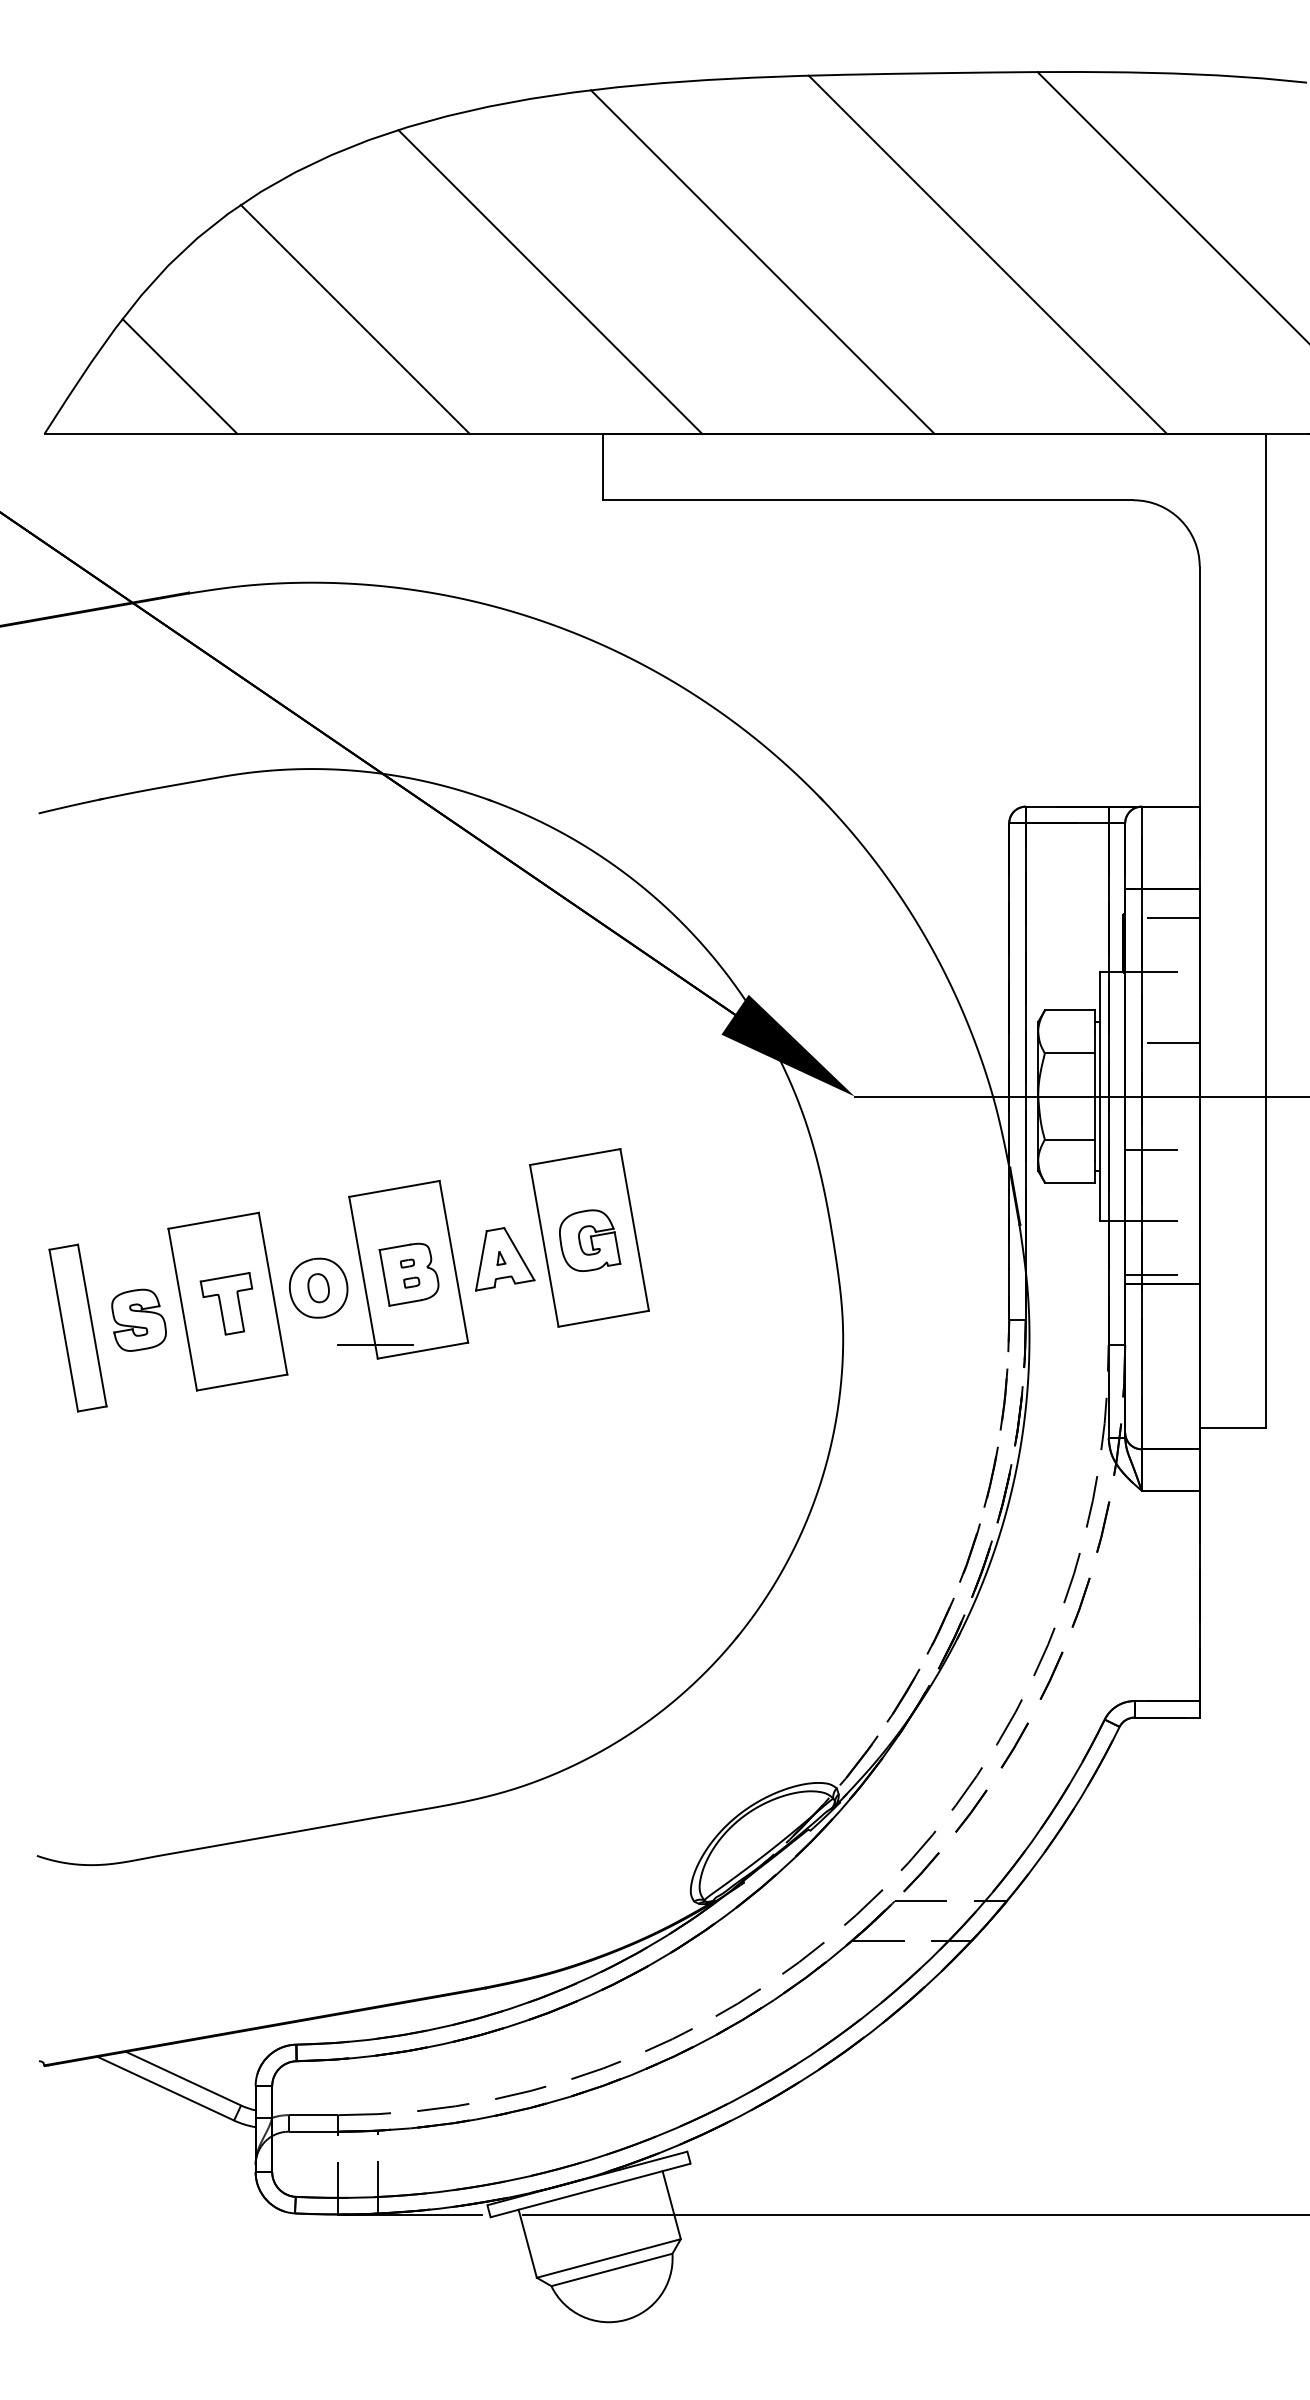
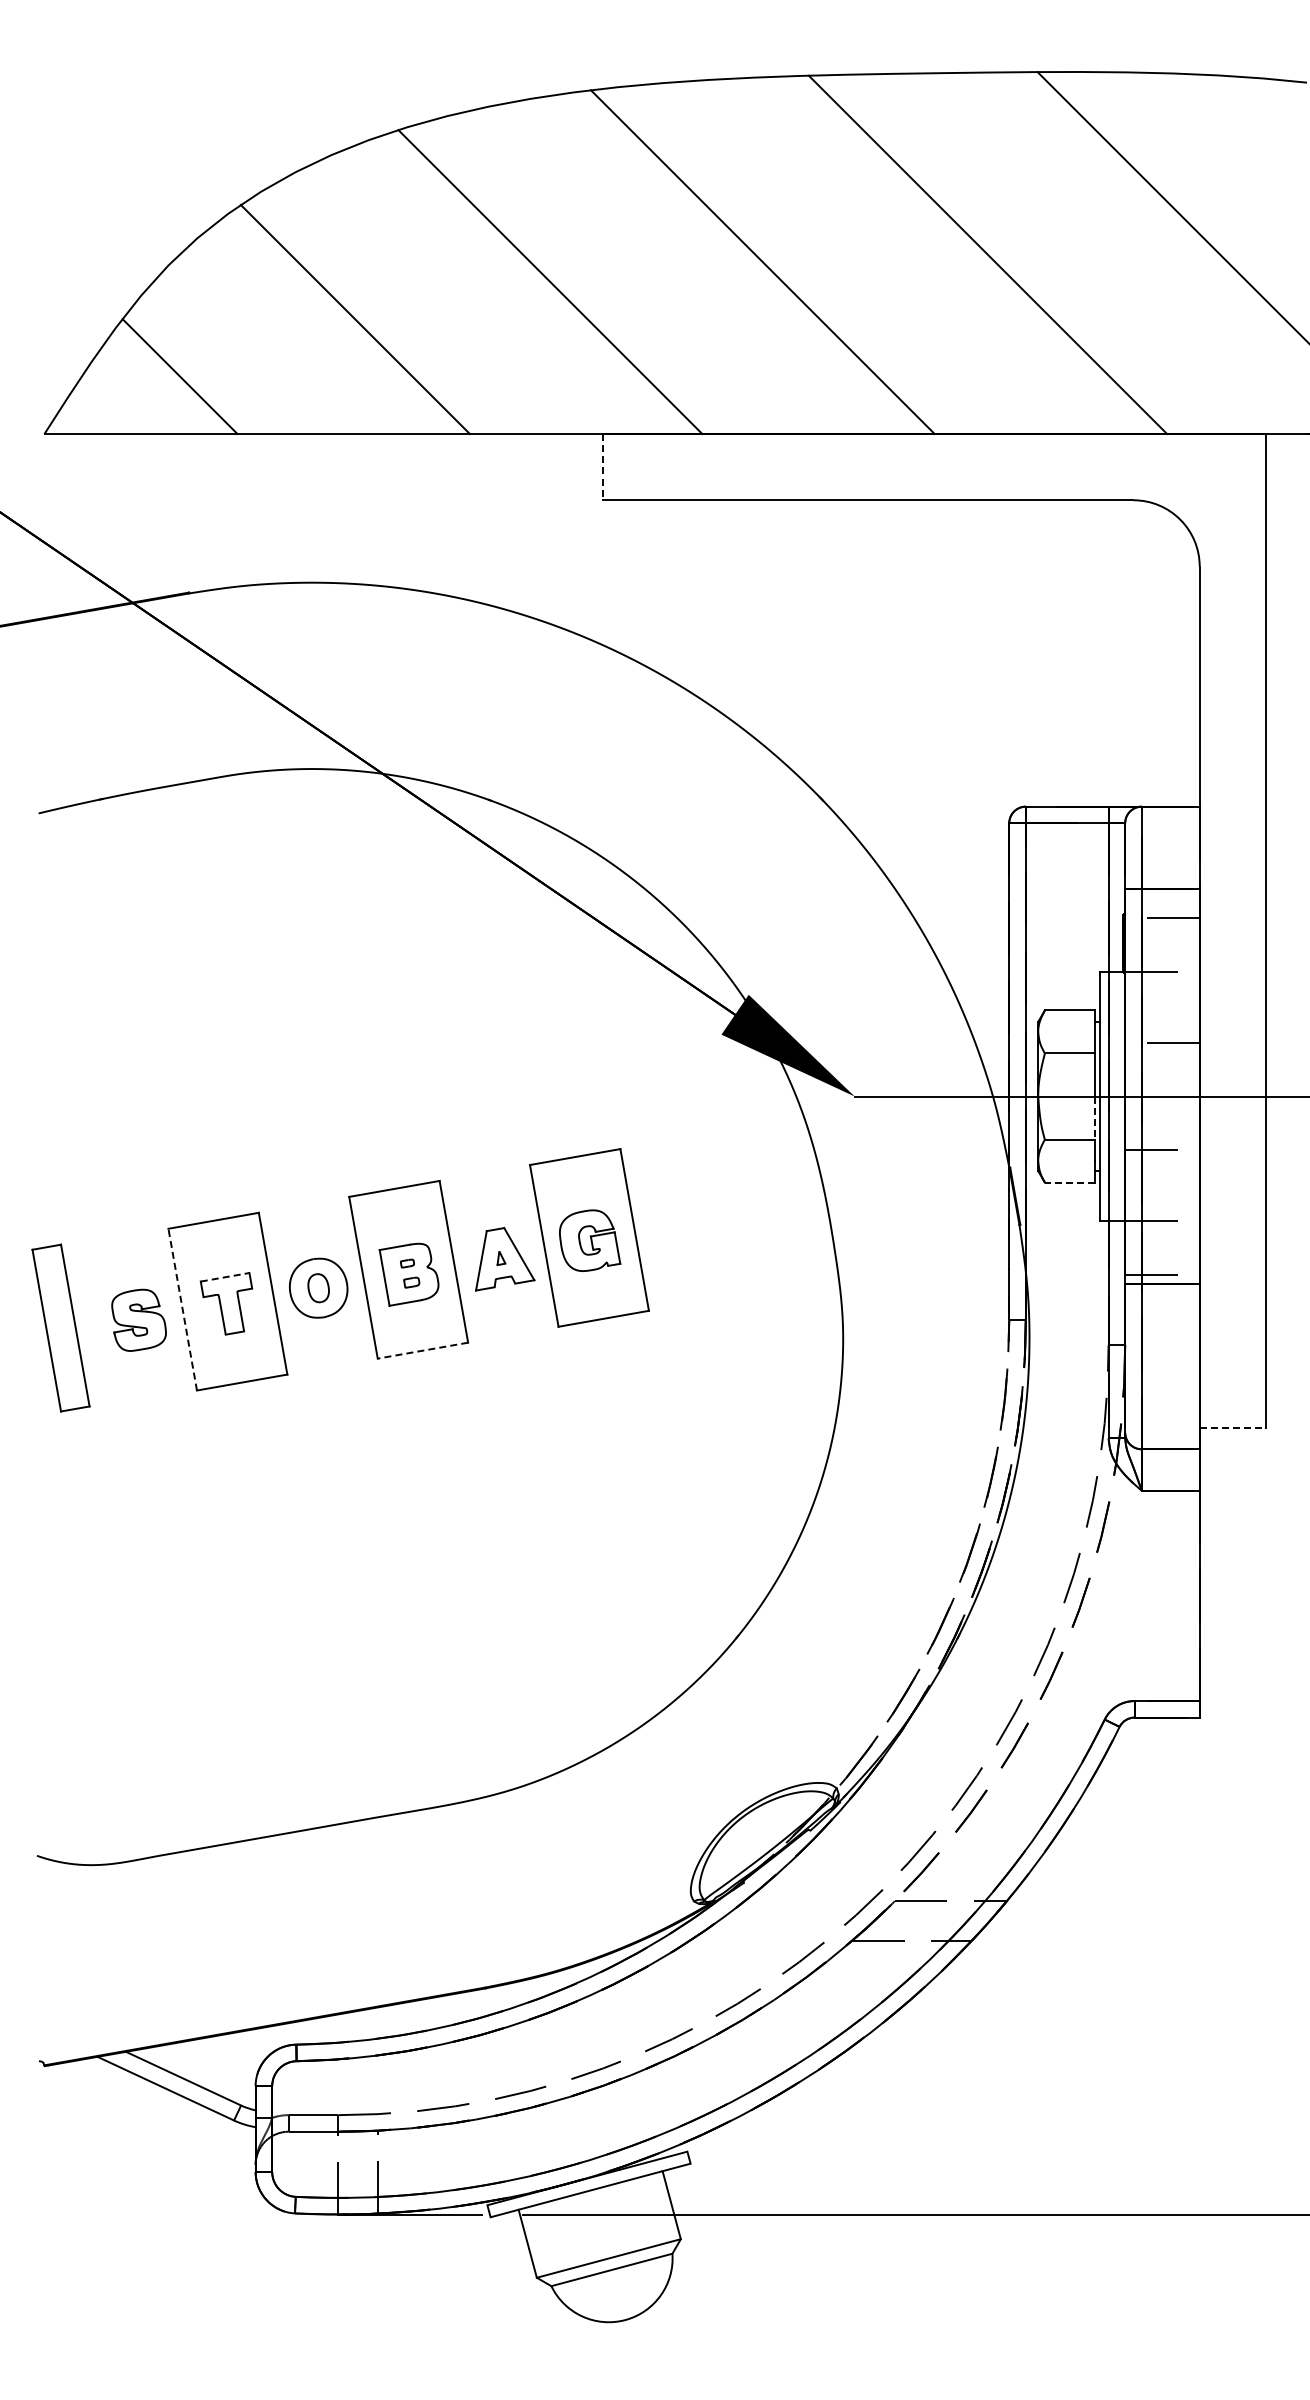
line: solid -> dashed (603, 467)
line: solid -> dashed (1095, 1118)
line: solid -> dashed (1069, 1182)
line: solid -> dashed (225, 1277)
line: solid -> dashed (182, 1309)
part position: (77, 1327) -> (60, 1327) (60, 1327)
line: present -> none (375, 1344)
line: solid -> dashed (422, 1350)
line: solid -> dashed (1233, 1427)
